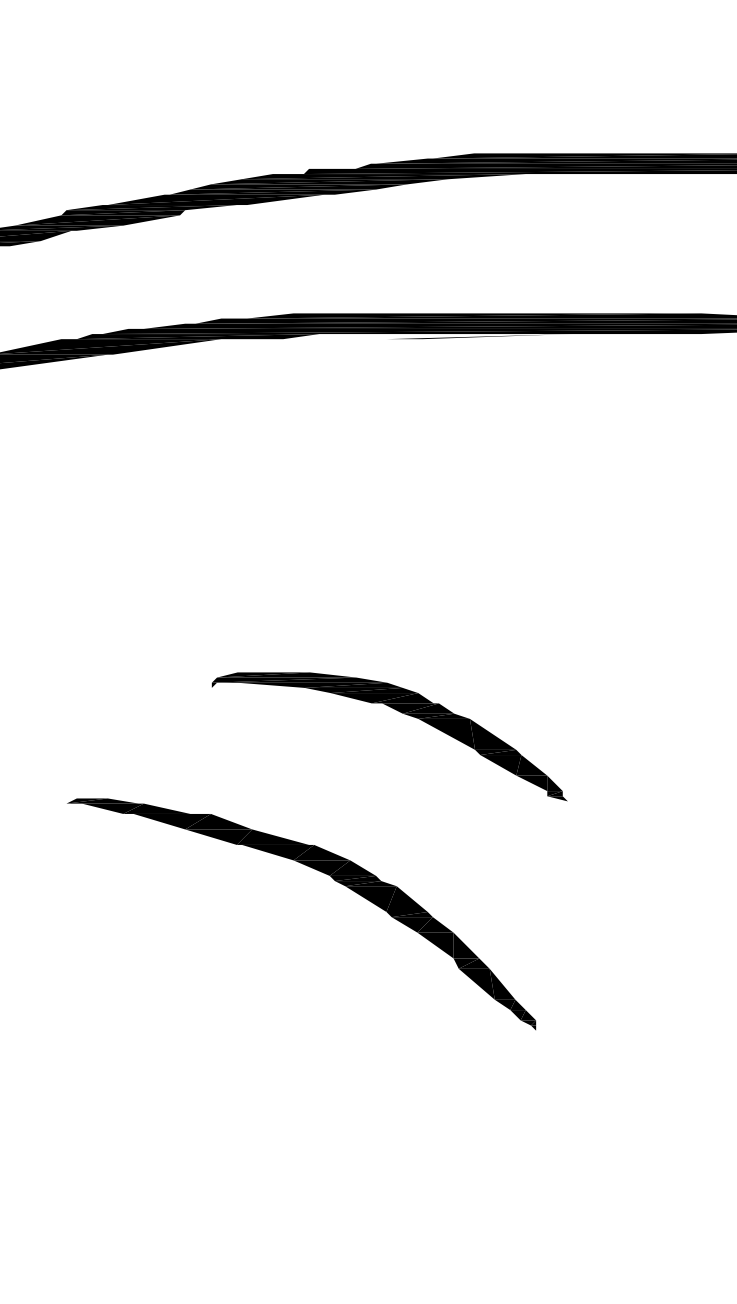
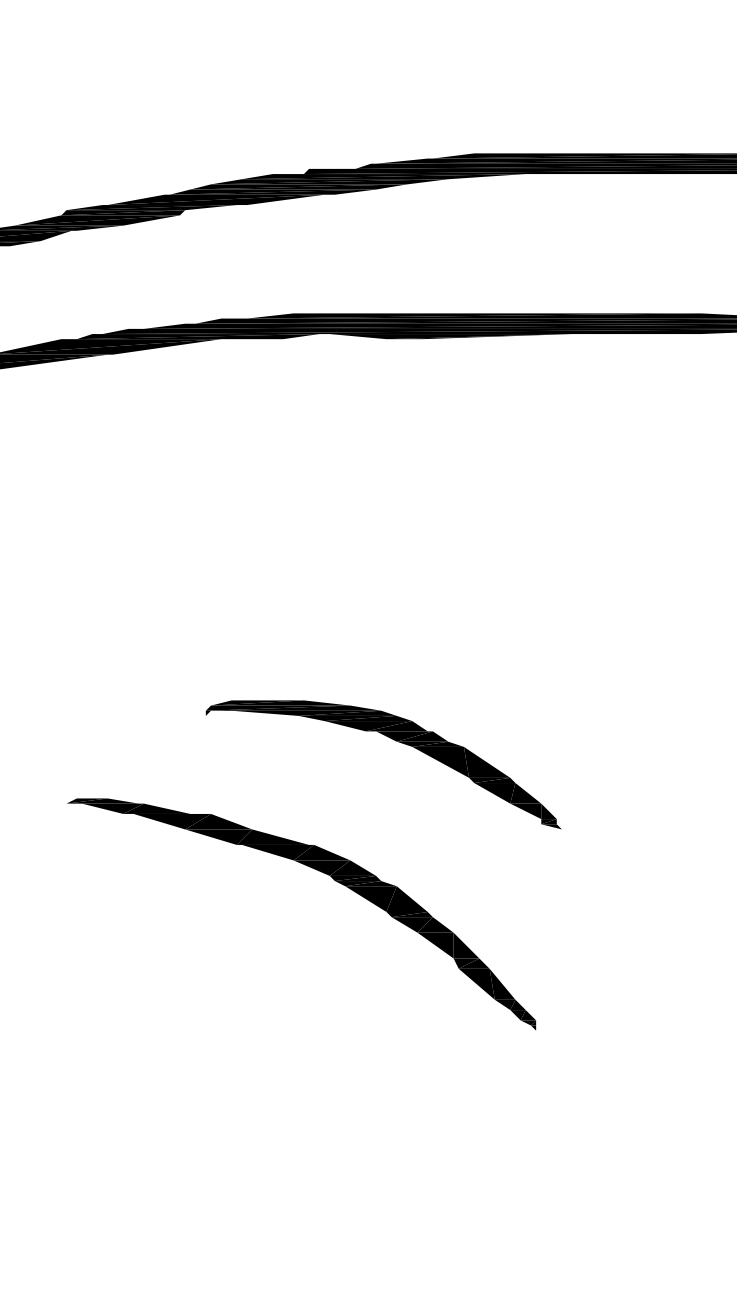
fill: none -> present (450, 336)
part position: (400, 712) -> (394, 740) (394, 740)
